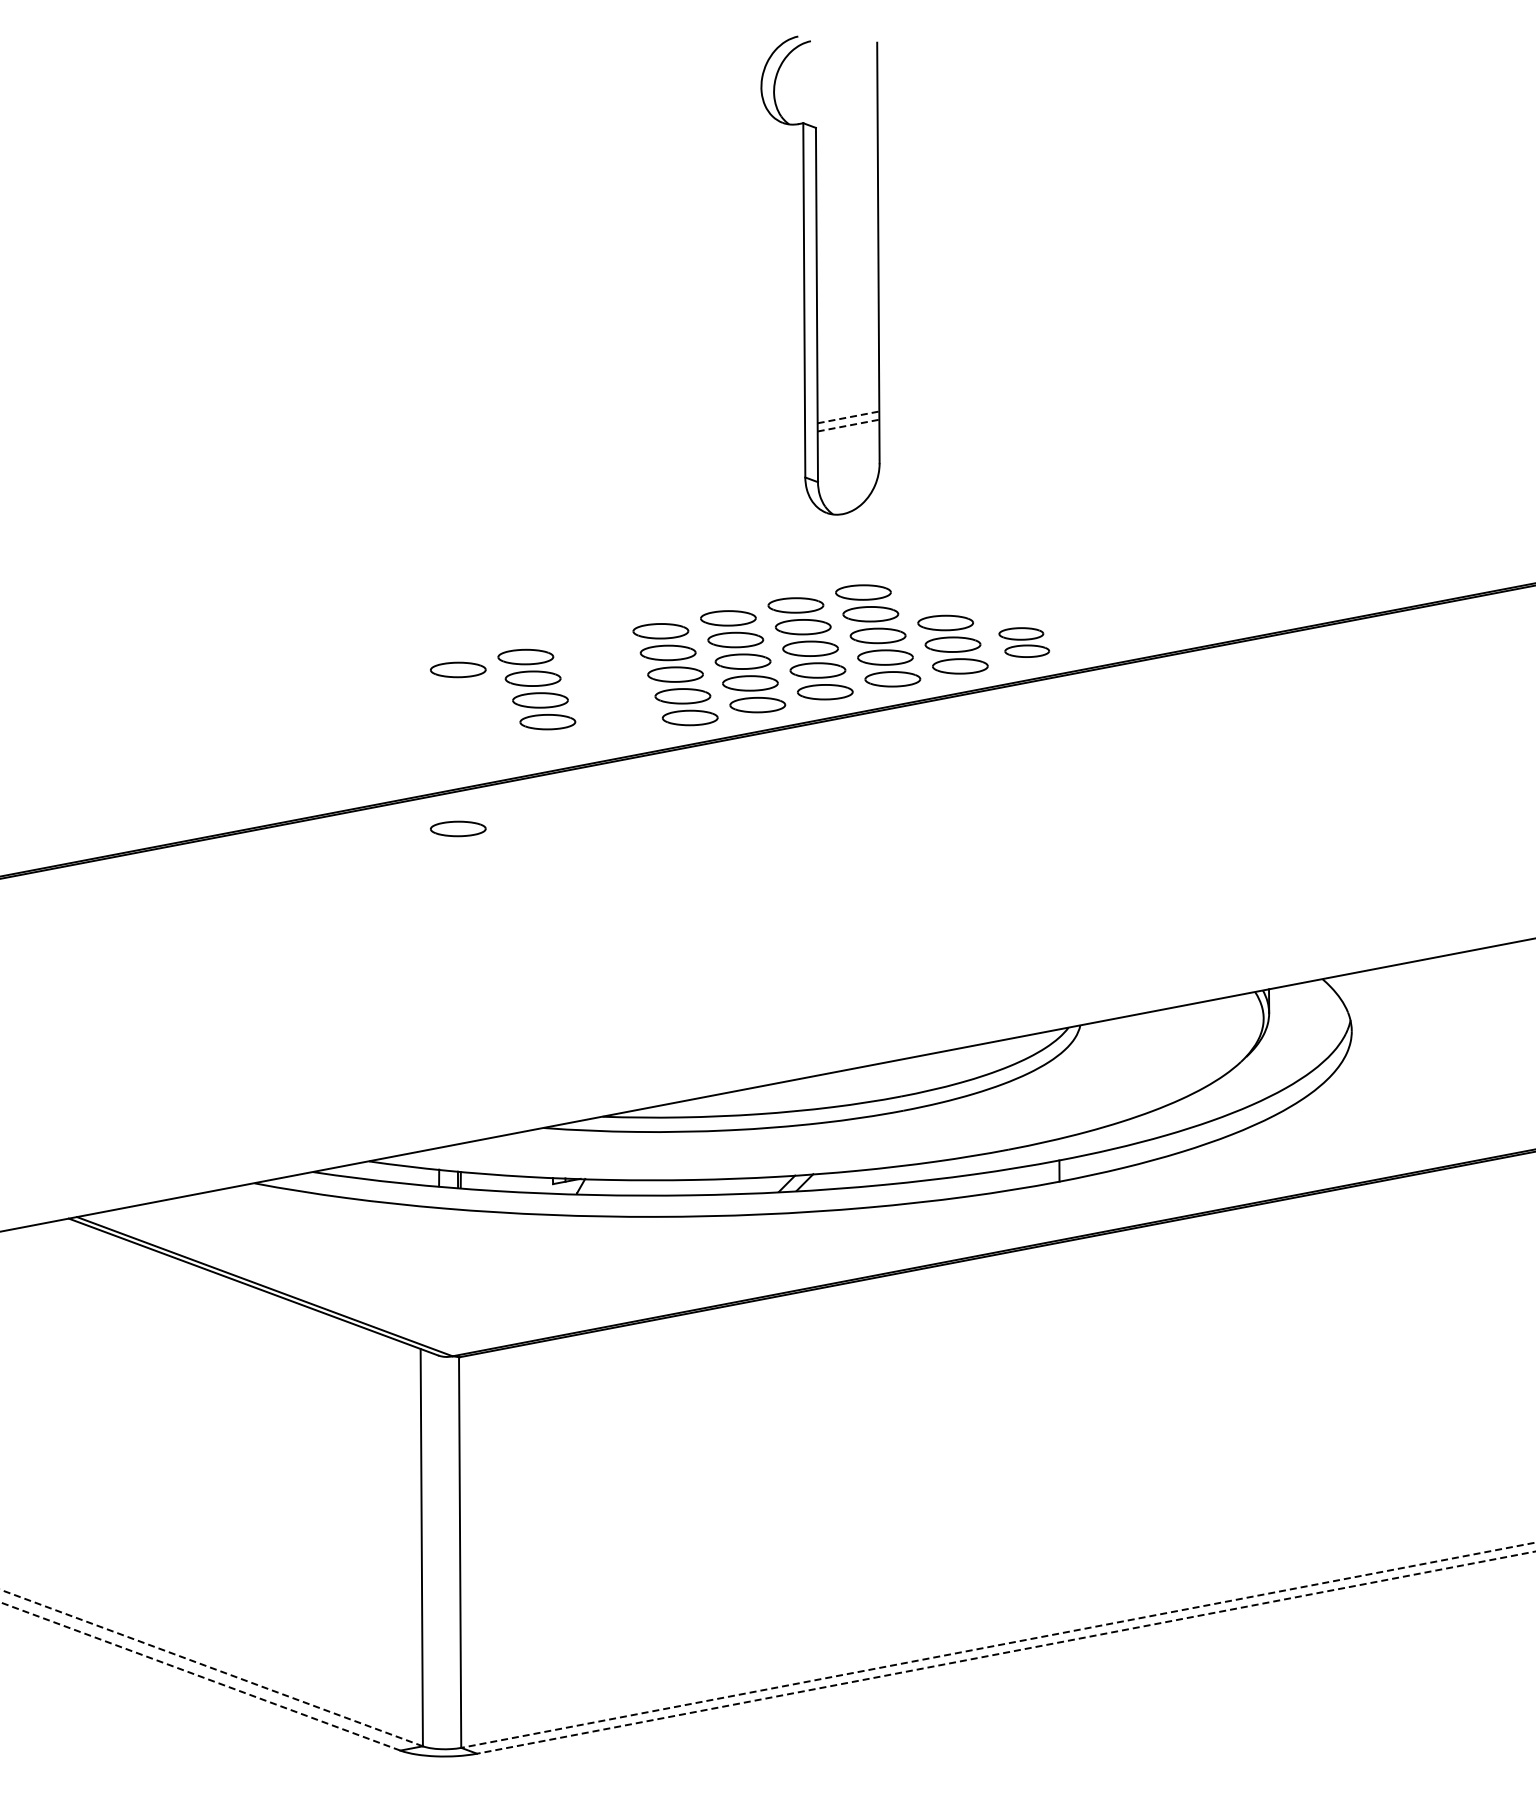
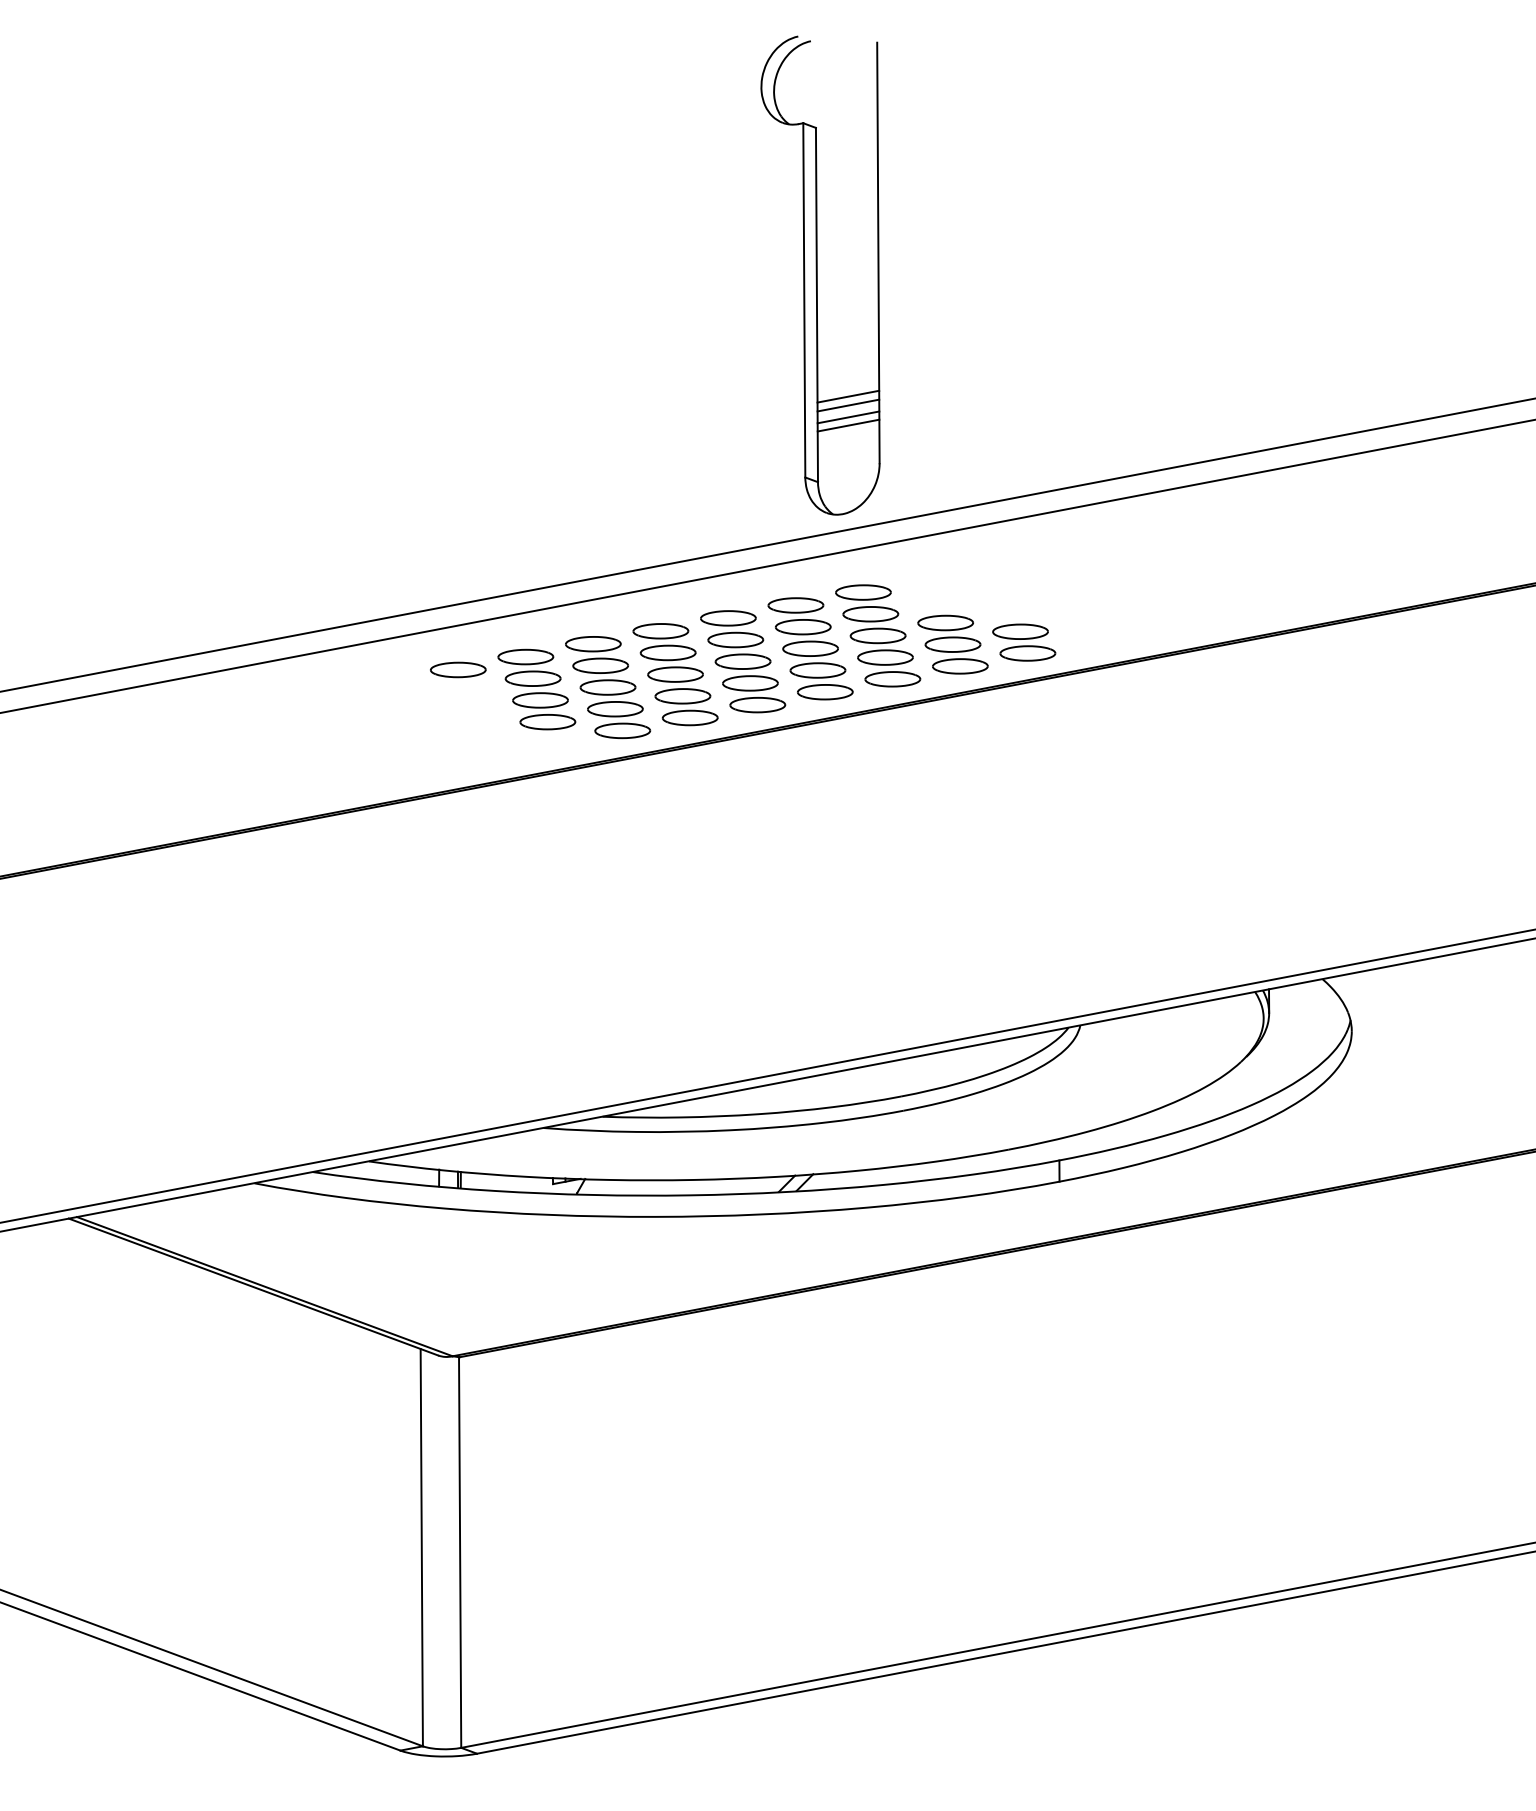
line: none -> present (848, 396)
line: none -> present (848, 405)
line: dashed -> solid (848, 417)
line: dashed -> solid (849, 425)
line: none -> present (767, 545)
line: none -> present (767, 566)
part size: 53x31 px -> 65x39 px (1024, 642)
part: none -> present (608, 687)
part: present -> none (458, 828)
line: none -> present (767, 1076)
line: dashed -> solid (998, 1645)
line: dashed -> solid (1006, 1652)
line: dashed -> solid (211, 1667)
line: dashed -> solid (199, 1676)
